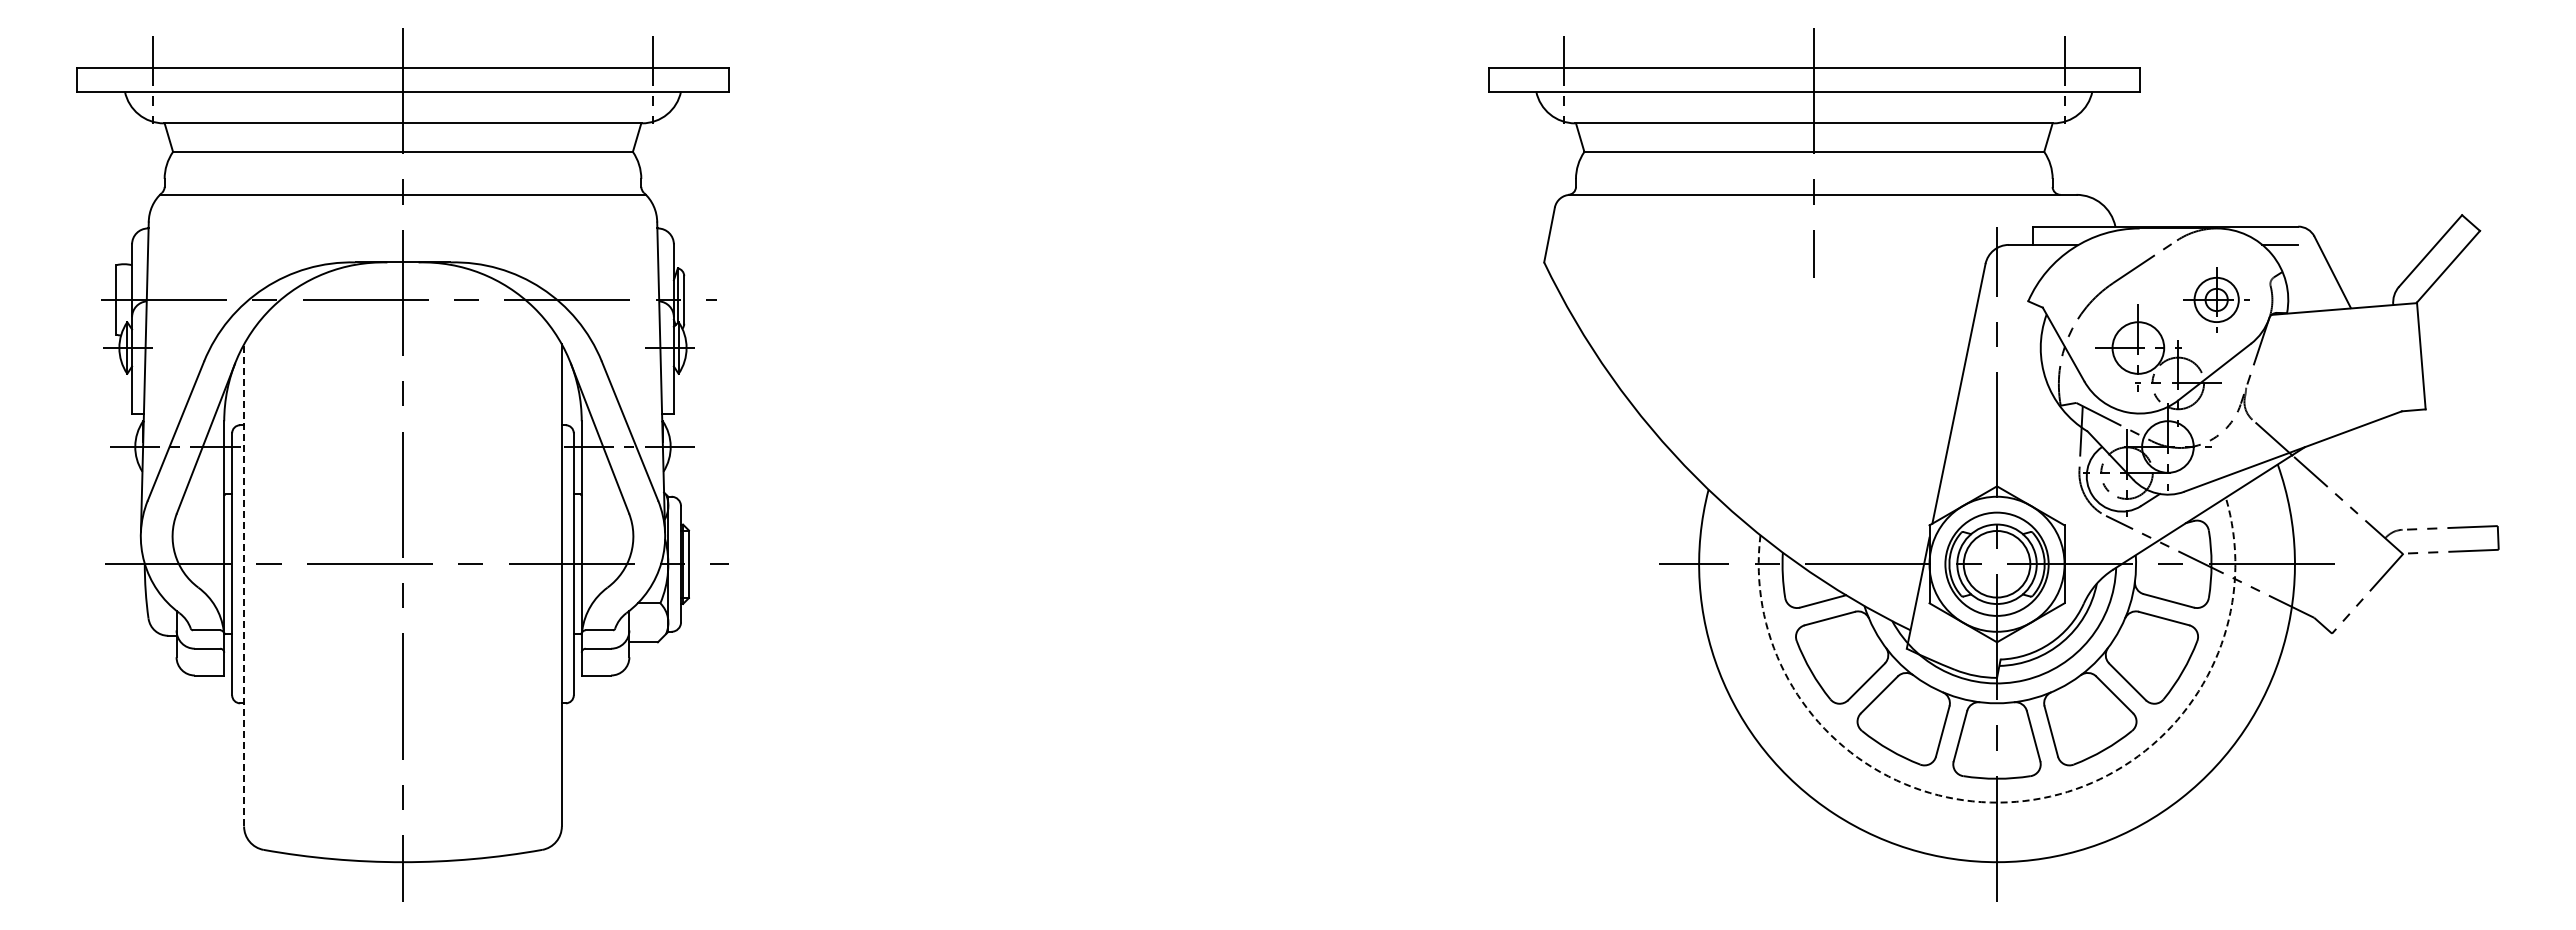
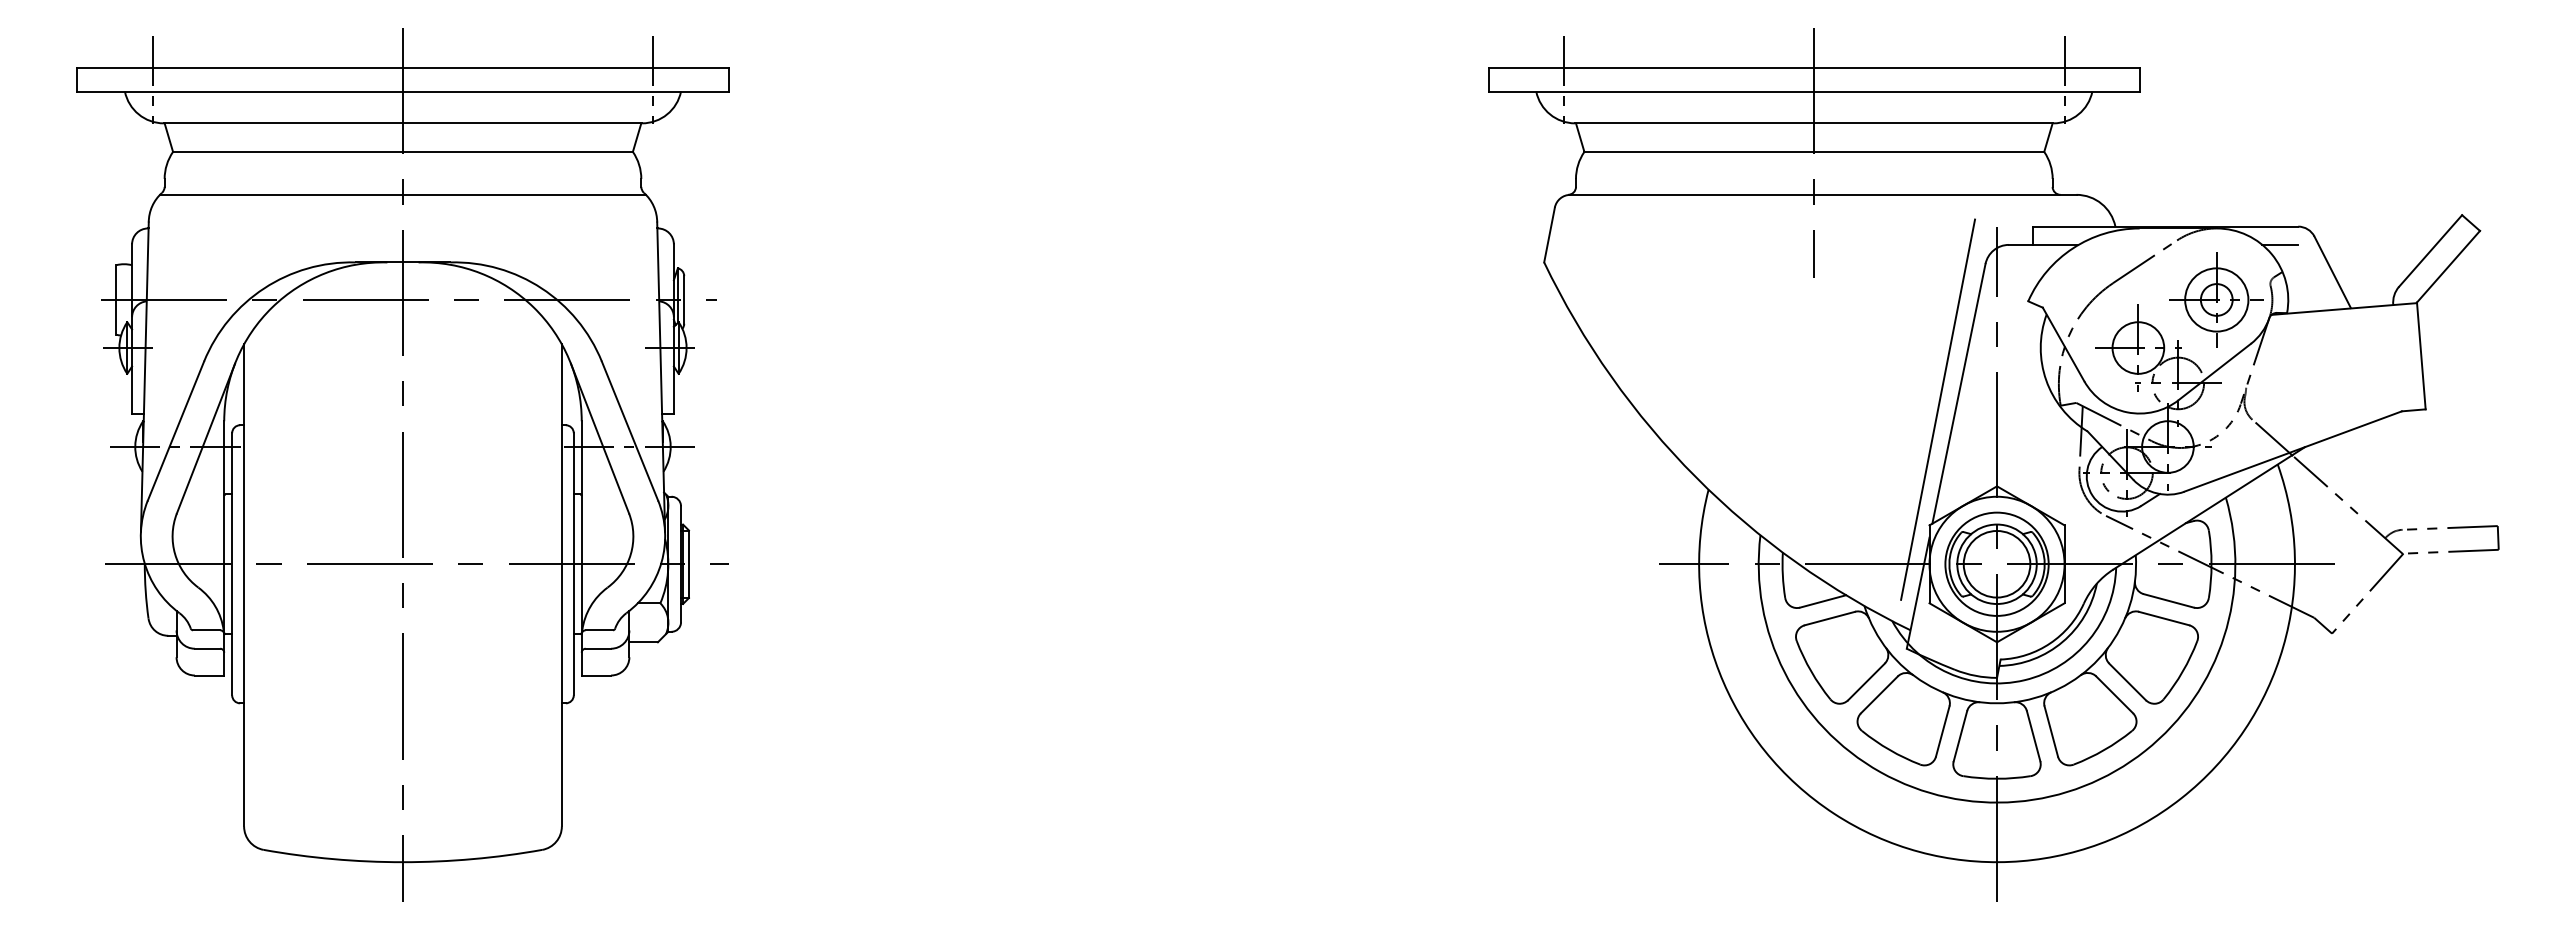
part size: 67x66 px -> 95x96 px (2216, 299)
line: none -> present (1938, 409)
line: dashed -> solid (244, 584)
arc: dashed -> solid (2016, 801)
